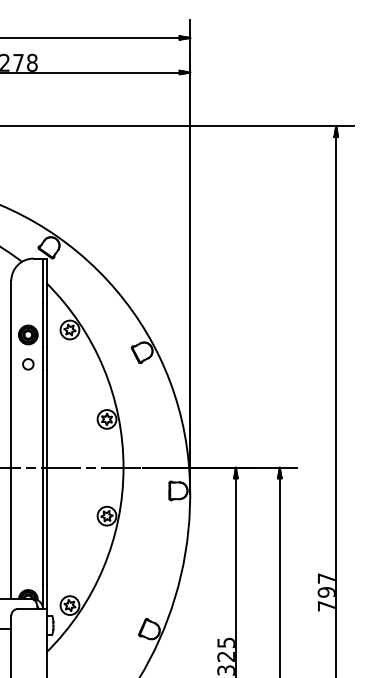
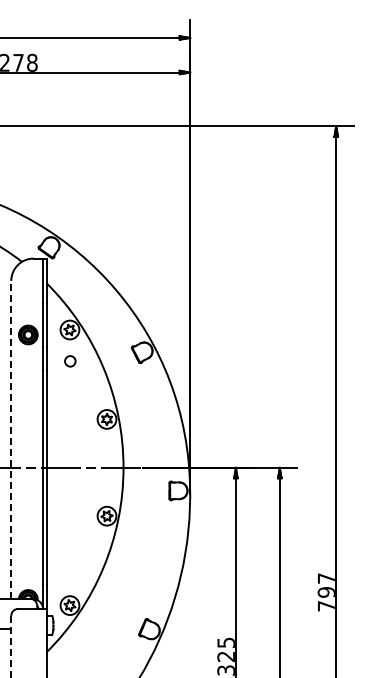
circle position: (28, 364) -> (70, 361) (70, 361)
line: solid -> dashed (11, 439)
line: solid -> dashed (11, 646)
